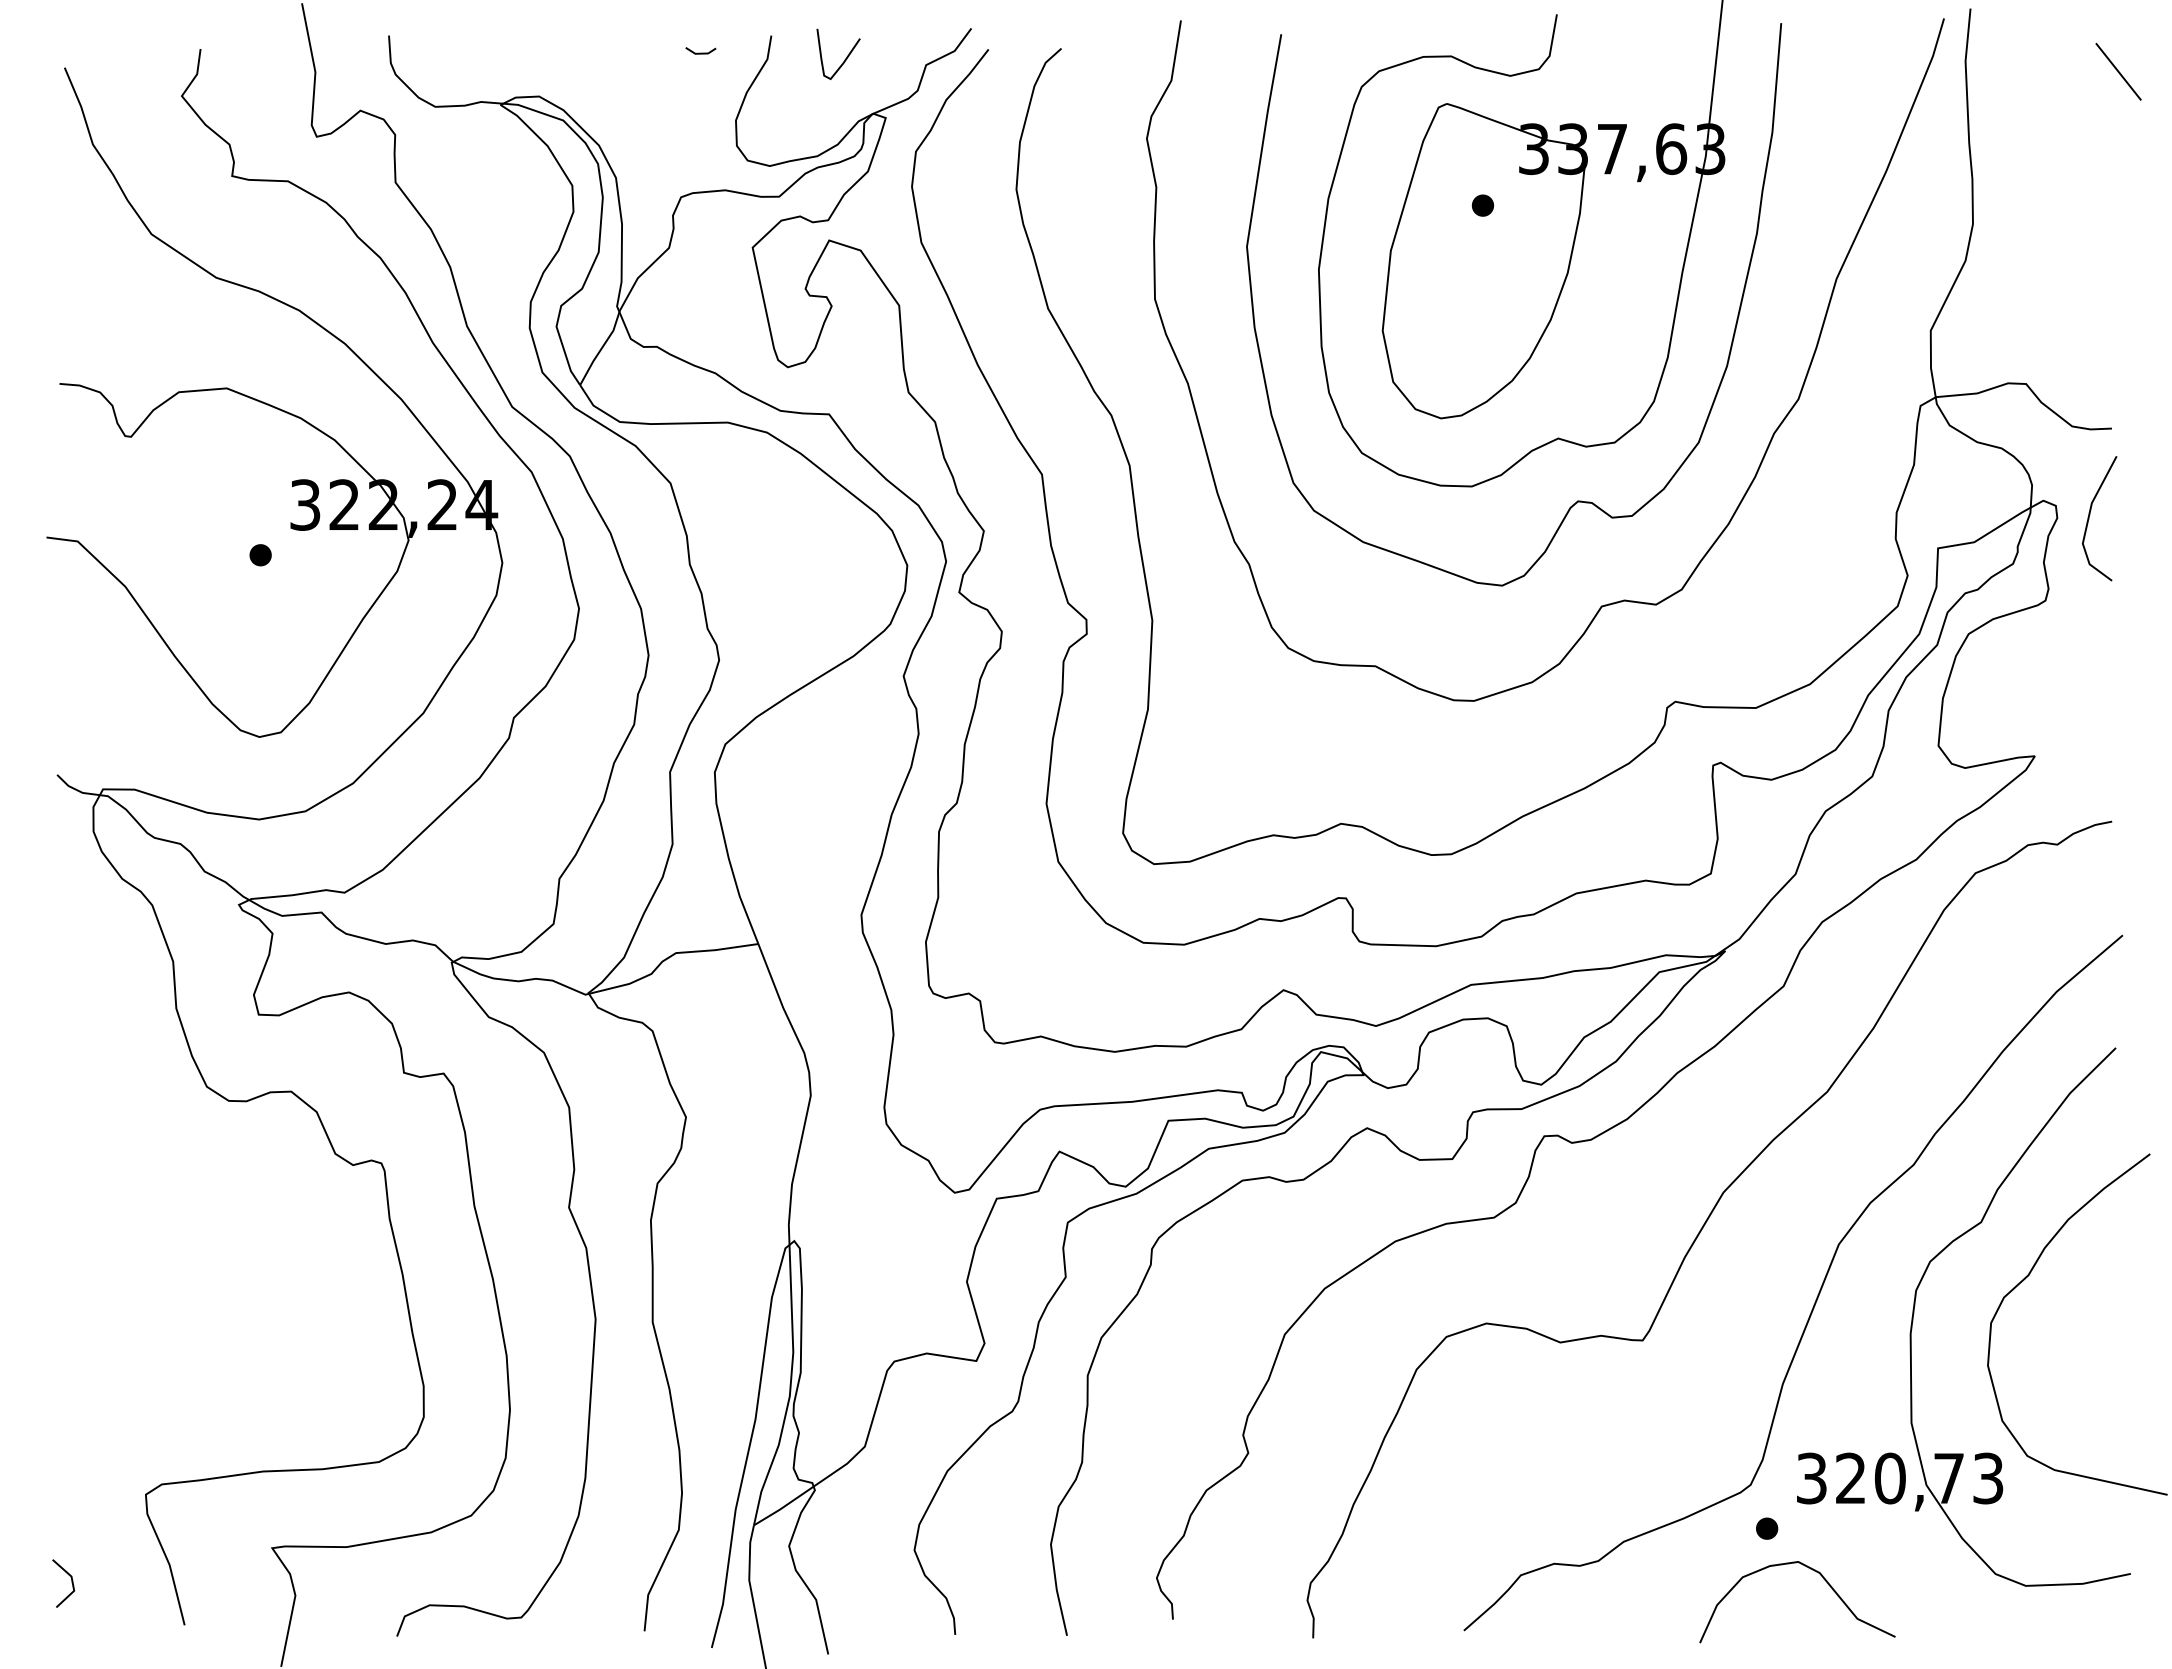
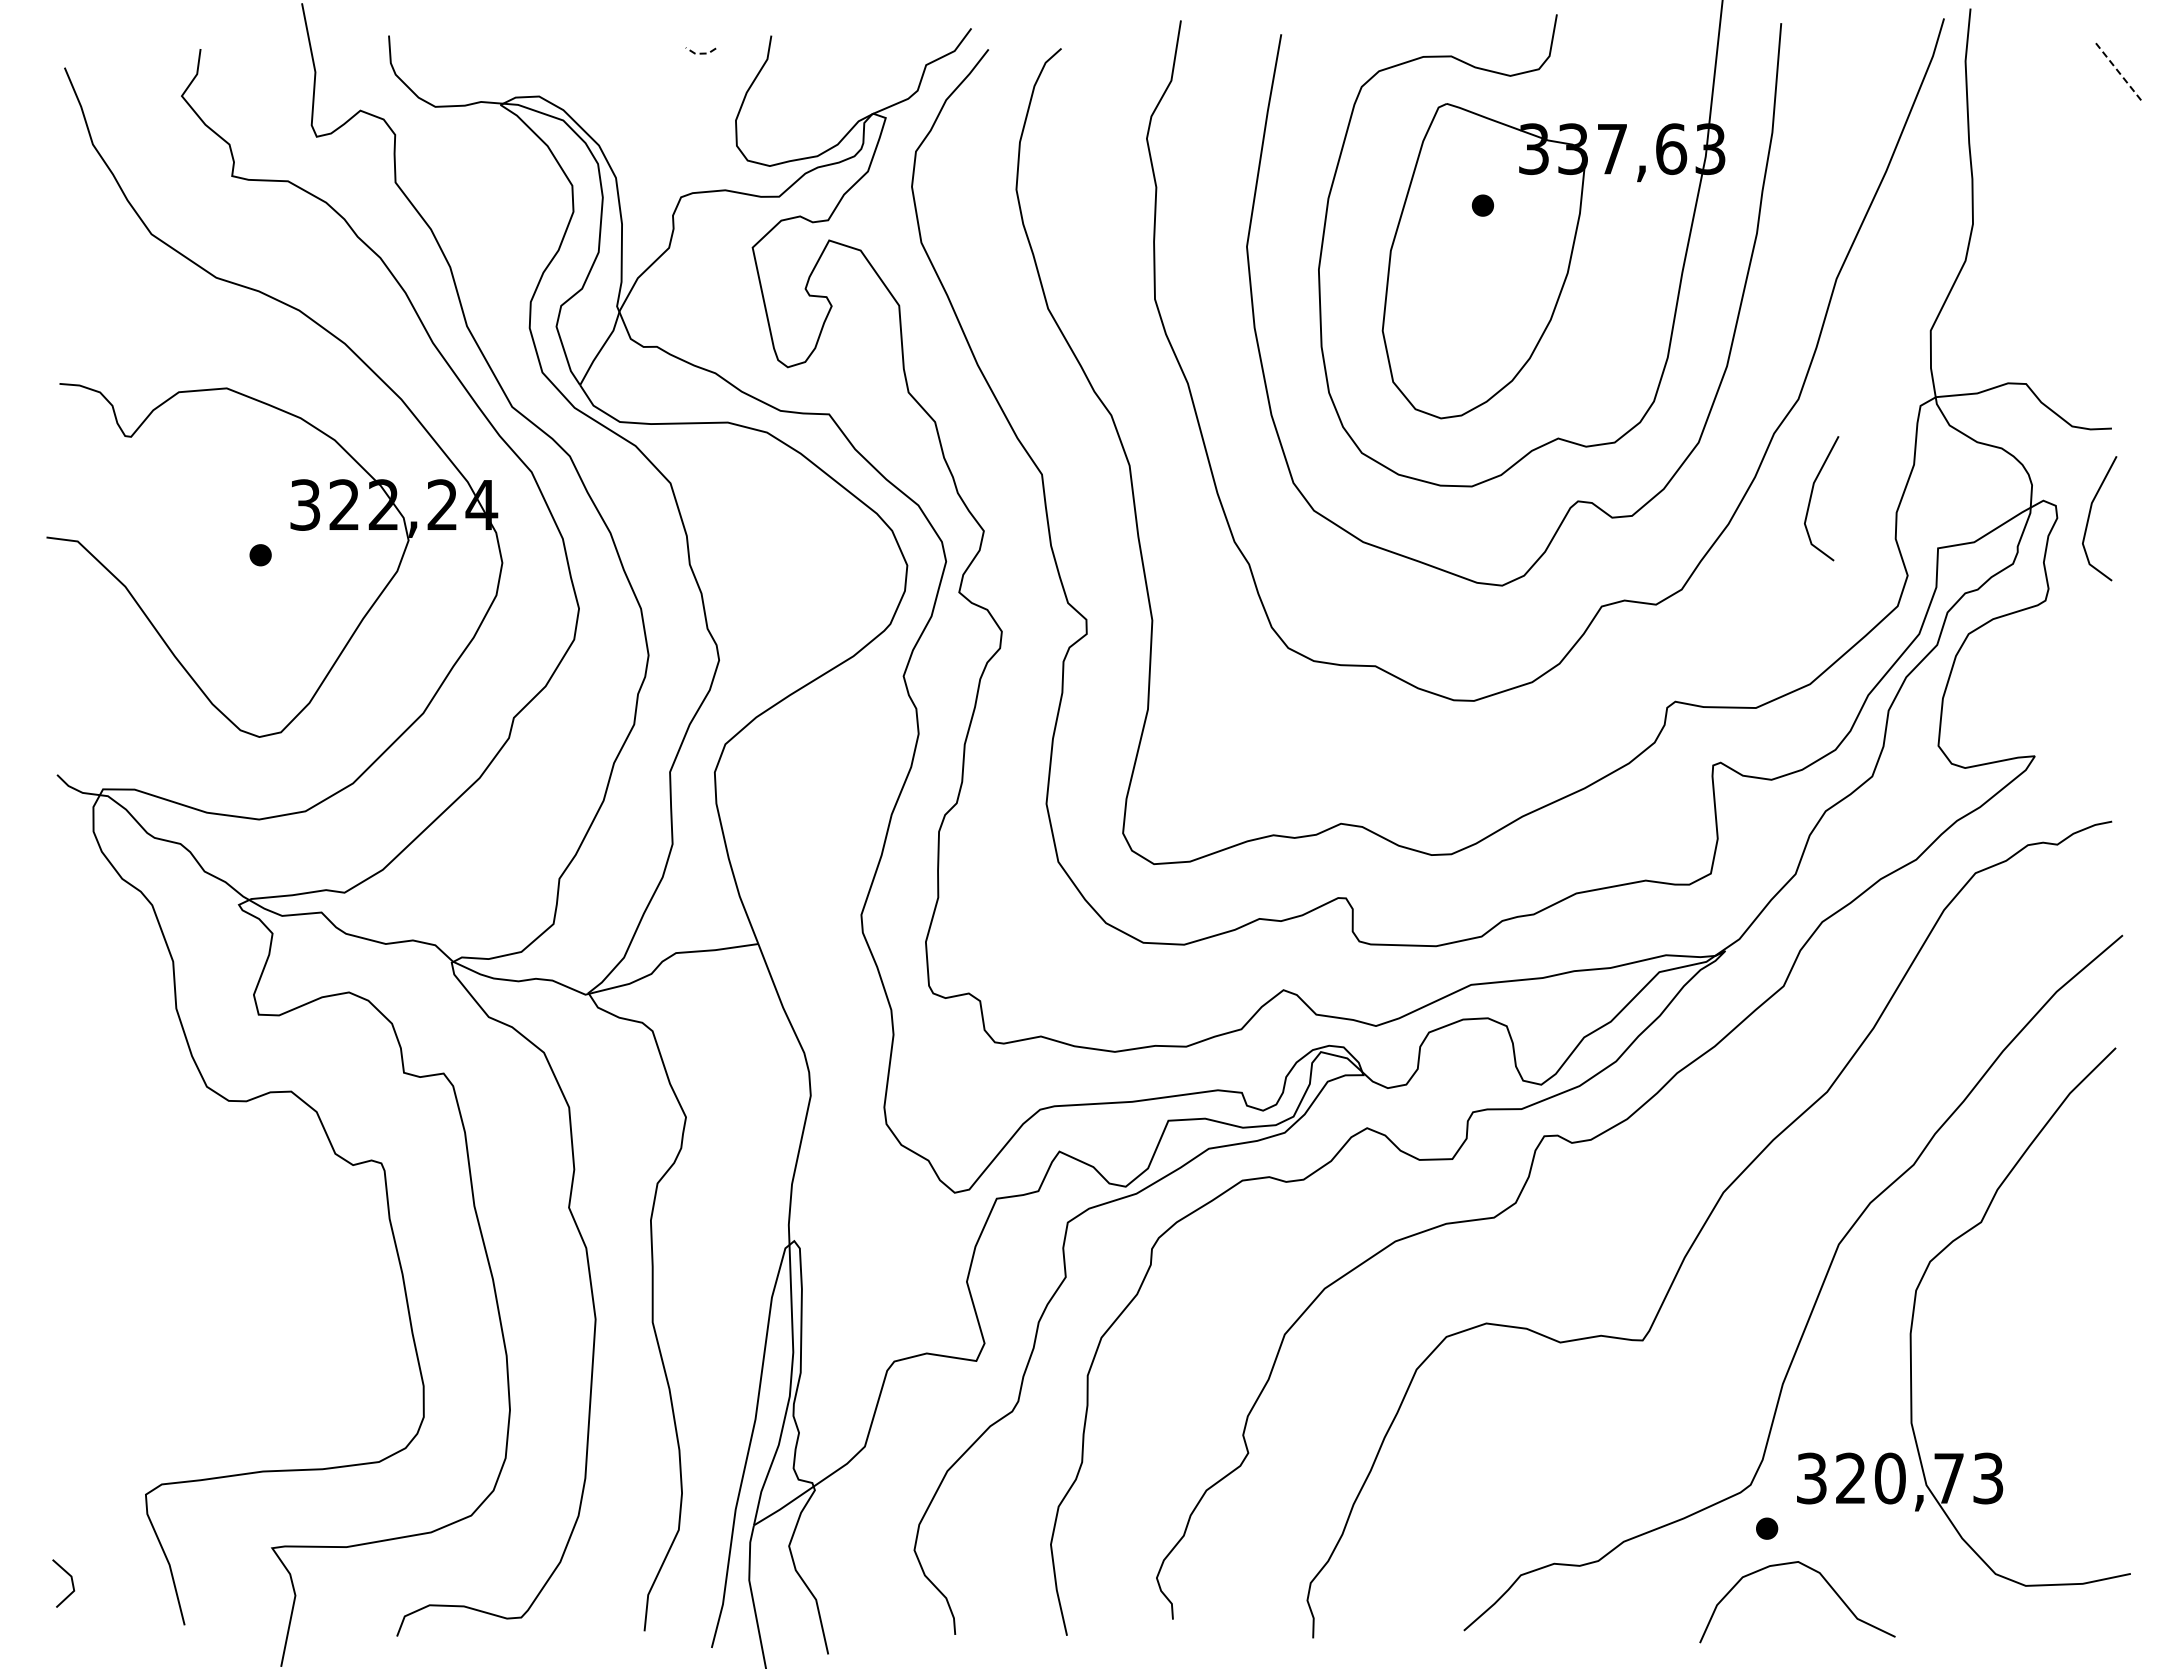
line: solid -> dashed (700, 53)
curve: present -> none (844, 59)
line: solid -> dashed (2118, 71)
line: none -> present (1812, 494)
curve: present -> none (2029, 1275)
